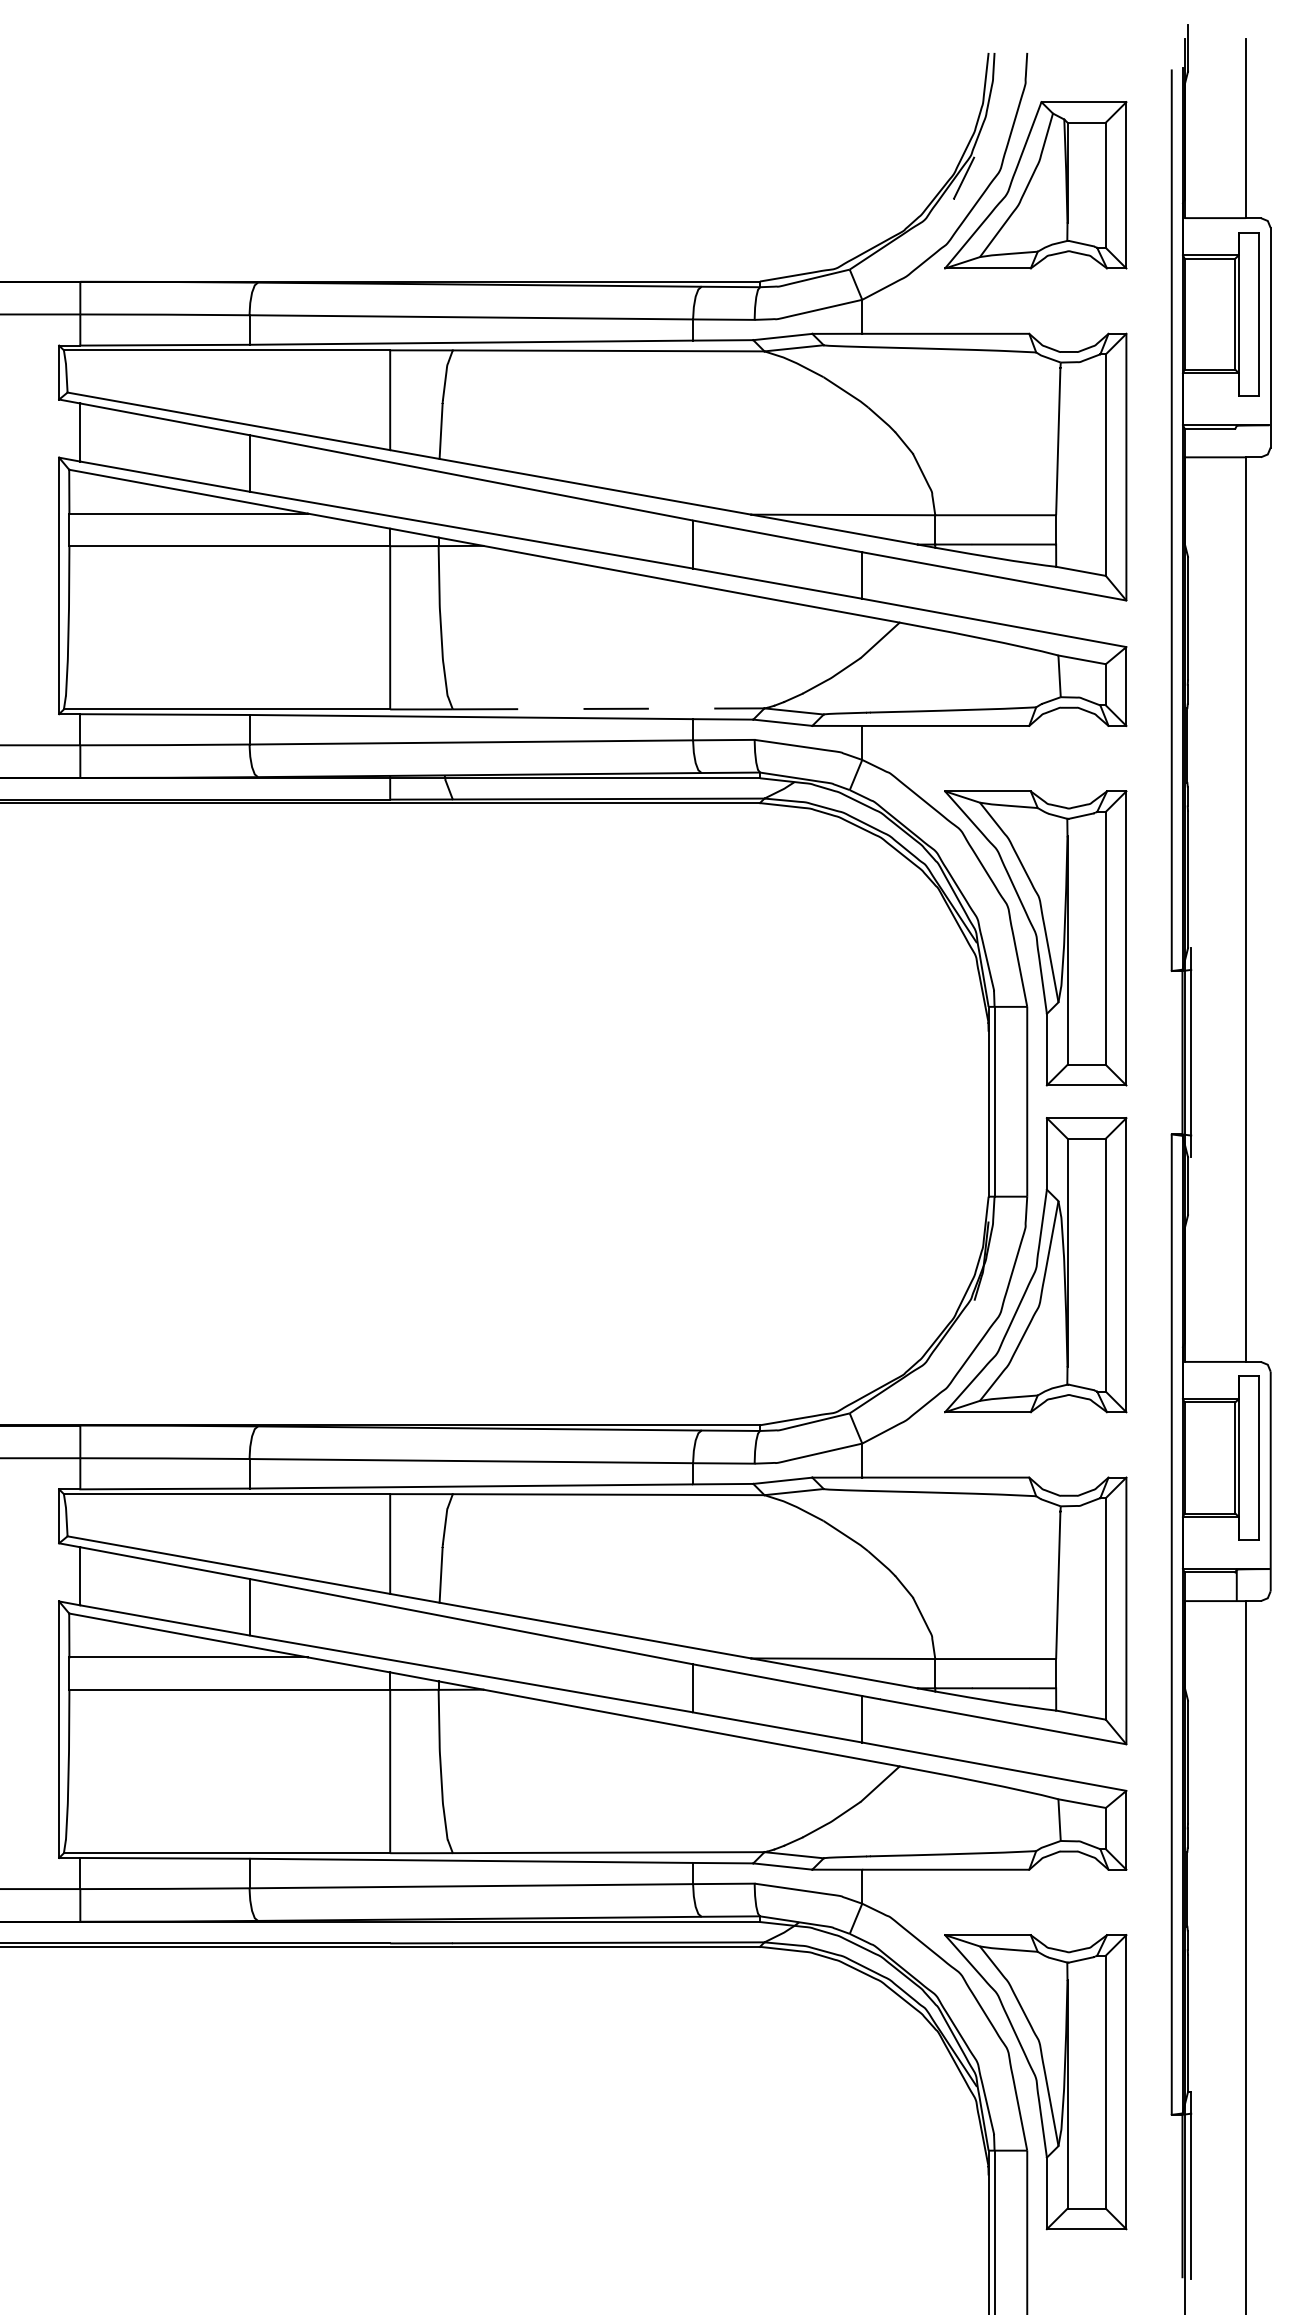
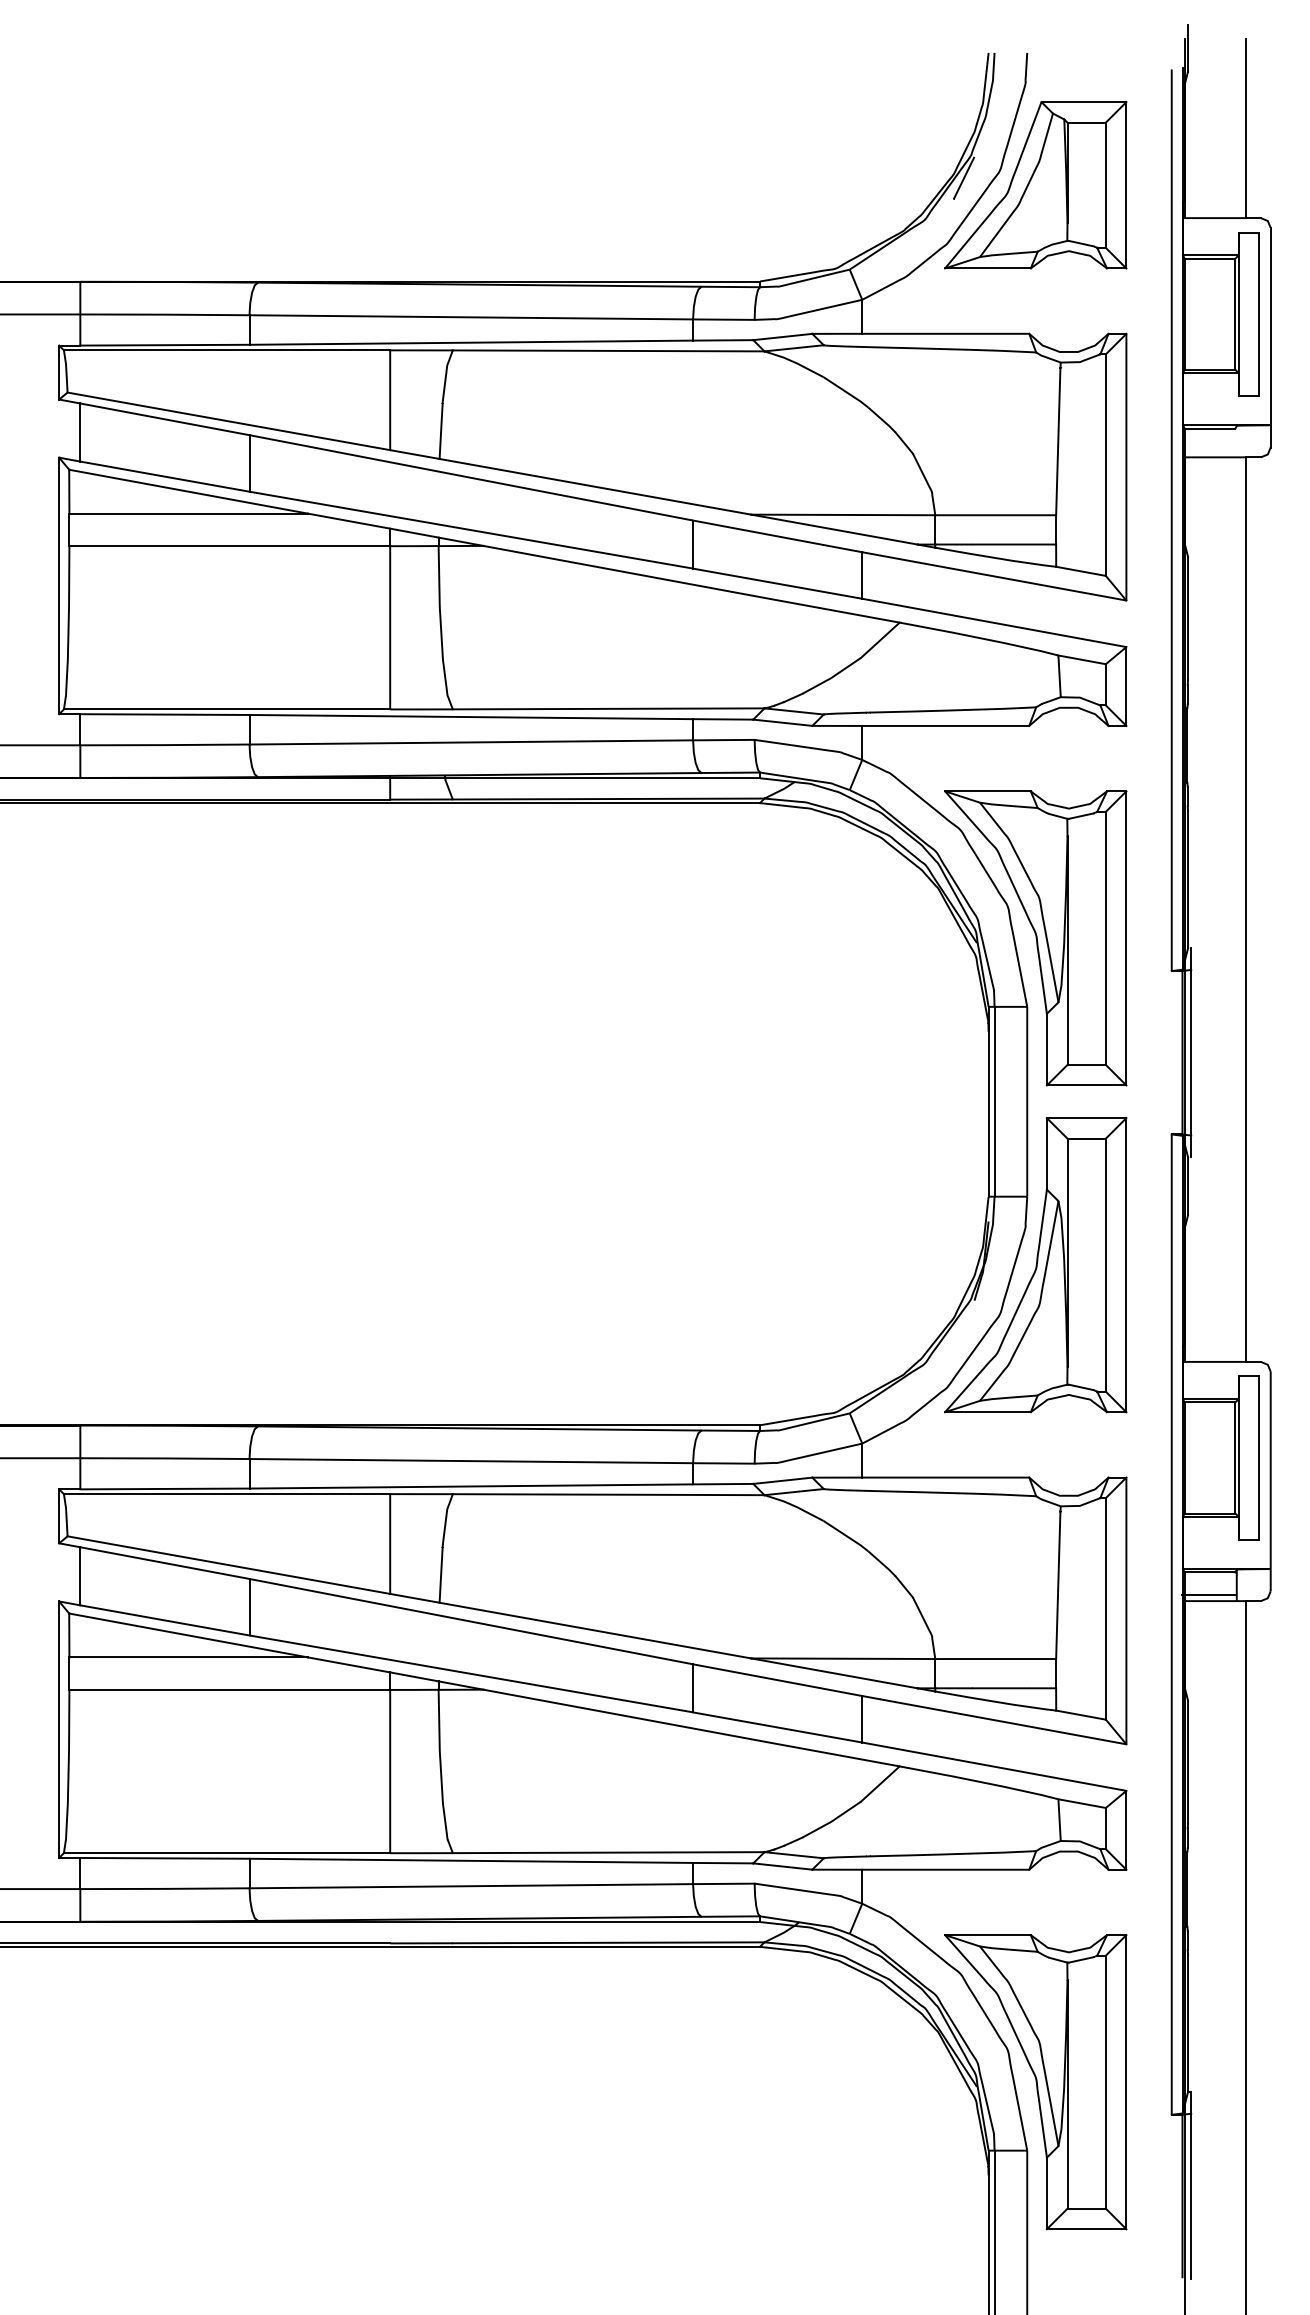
line: dashed -> solid (608, 708)
line: none -> present (1208, 1595)
